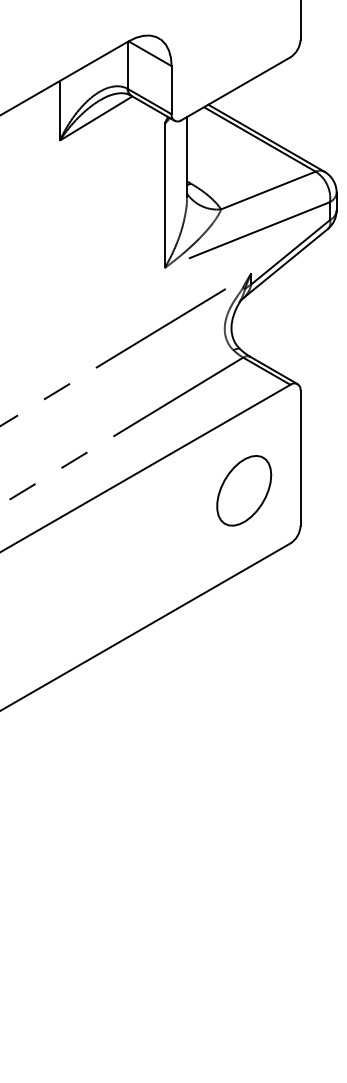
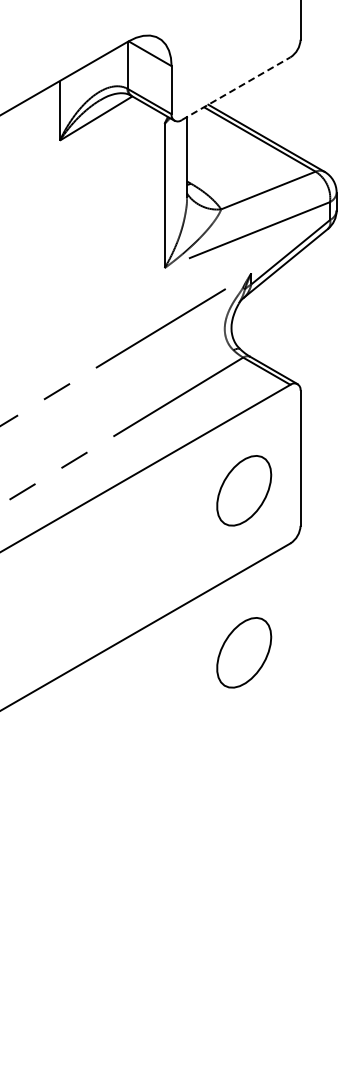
line: solid -> dashed (236, 88)
part: none -> present (244, 652)
